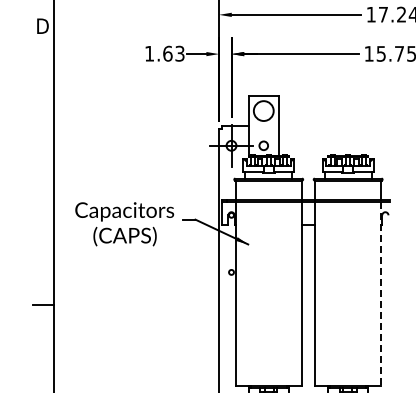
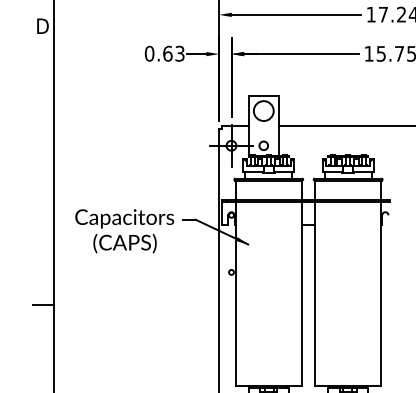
text: 1.63 -> 0.63 (149, 53)
line: none -> present (345, 125)
text position: (124, 224) -> (124, 231) (124, 231)
line: dashed -> solid (381, 293)
